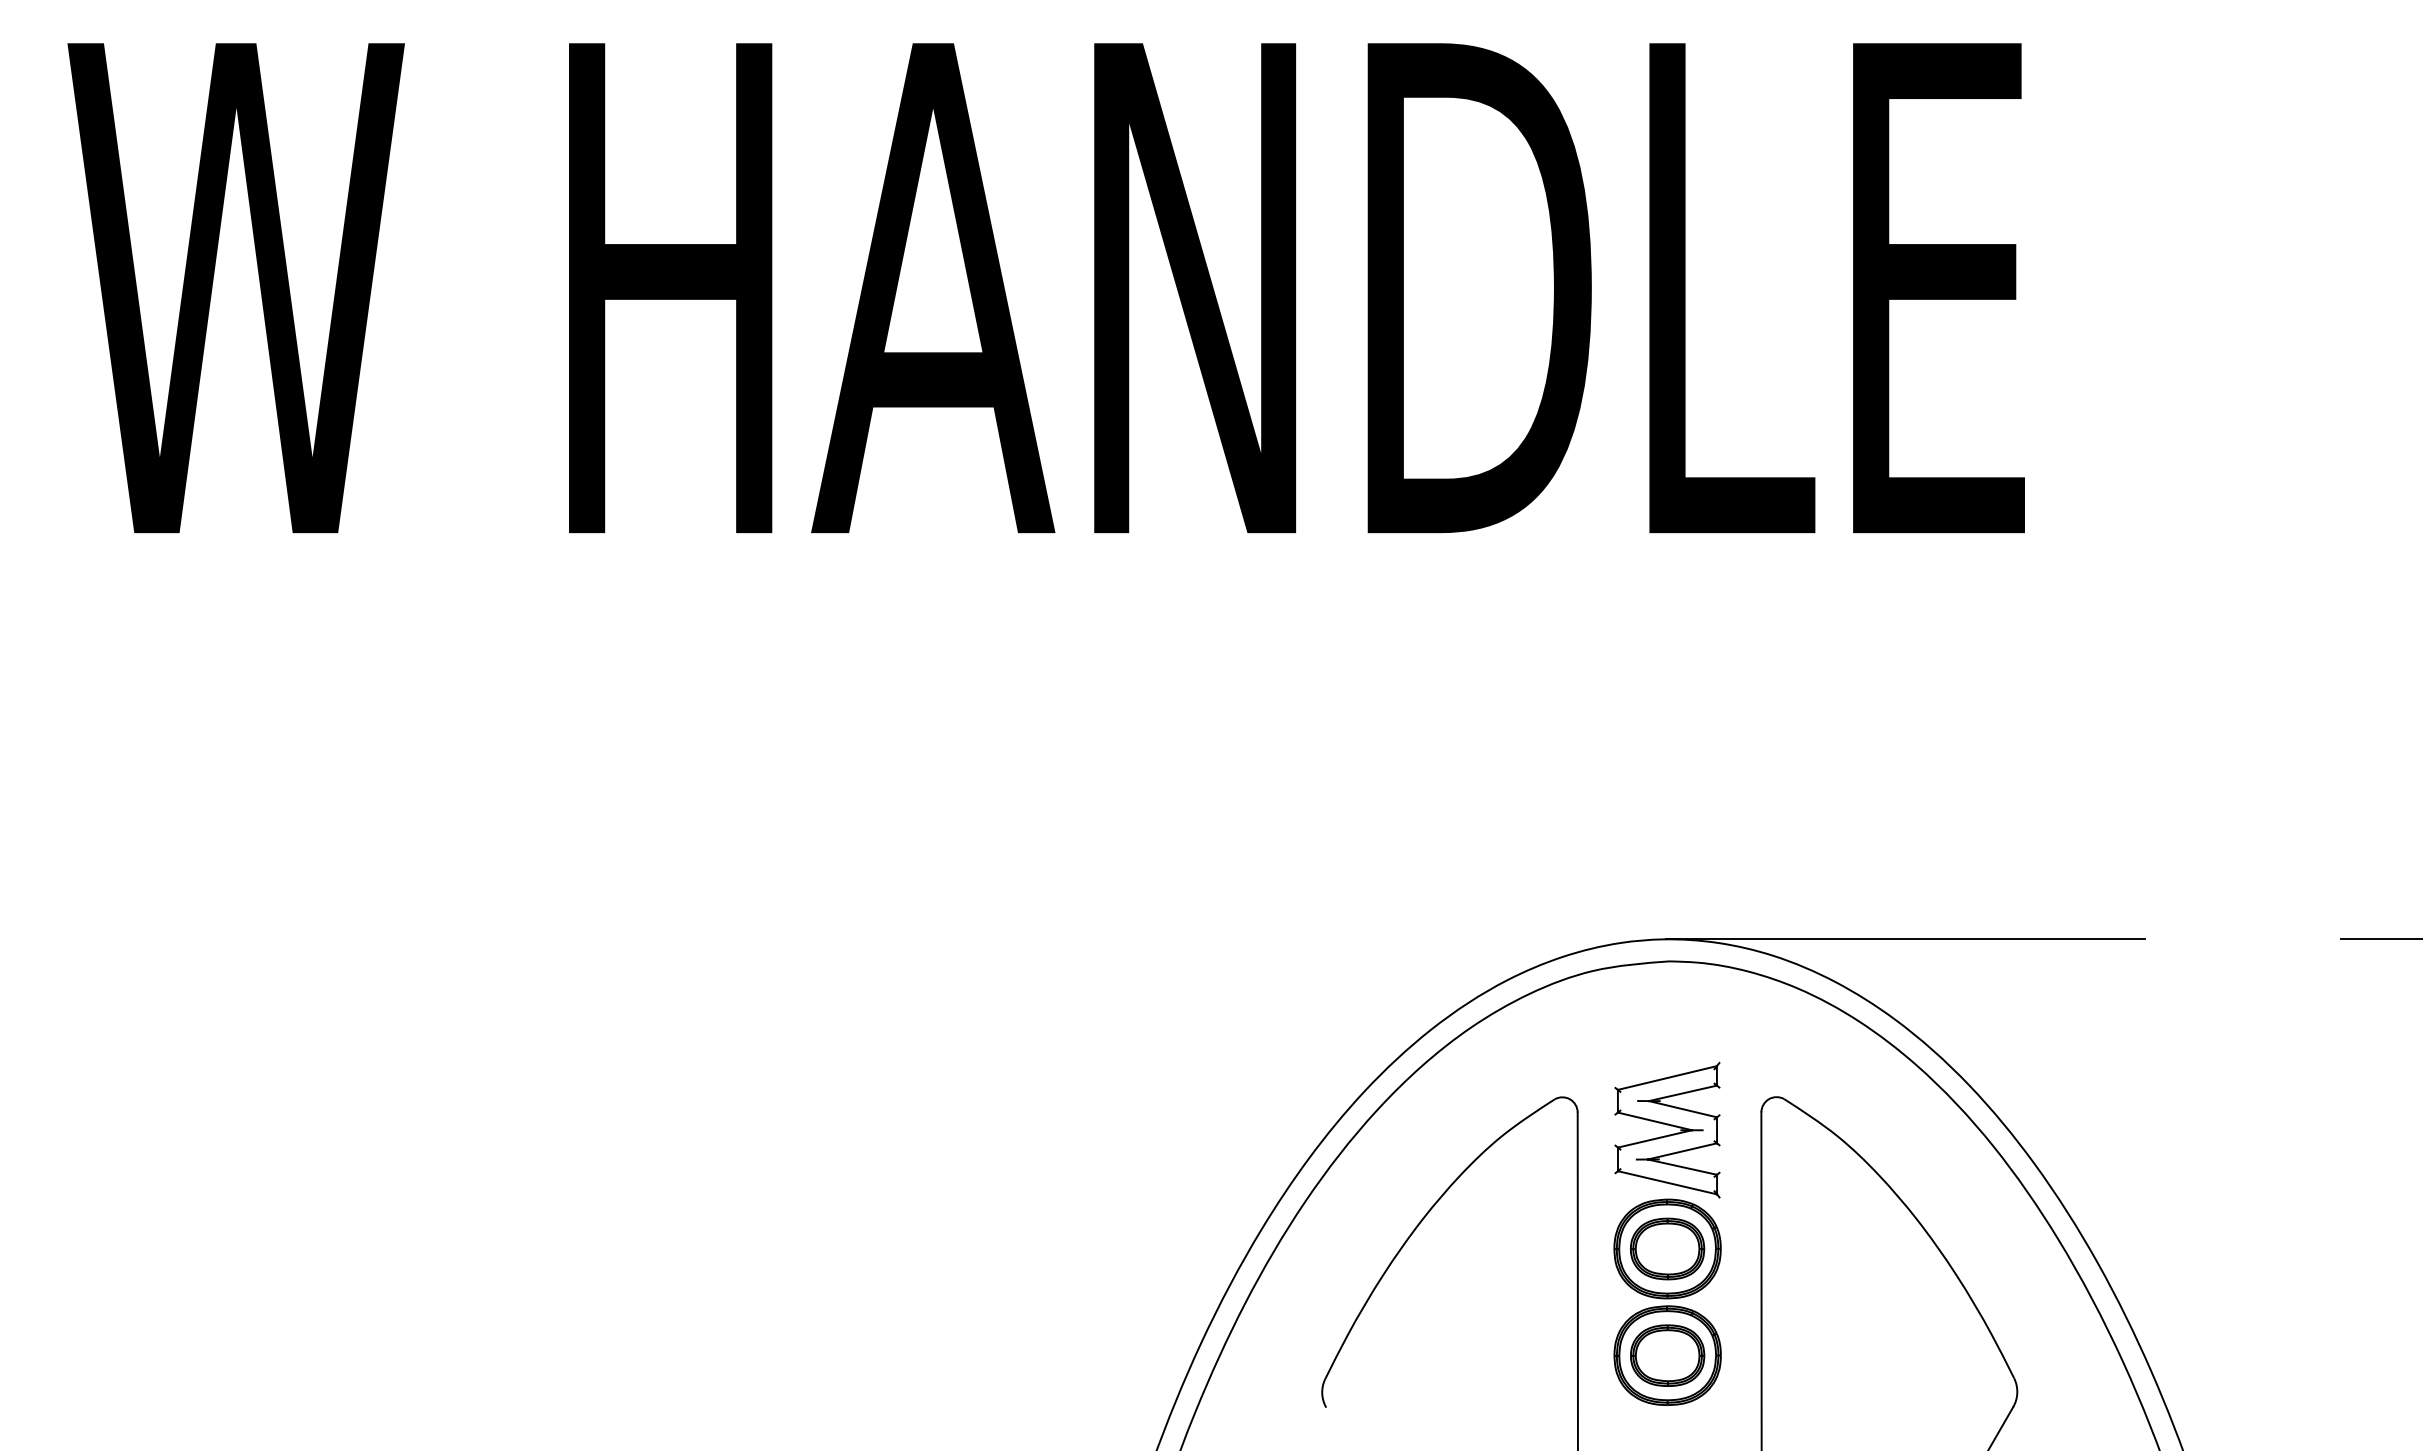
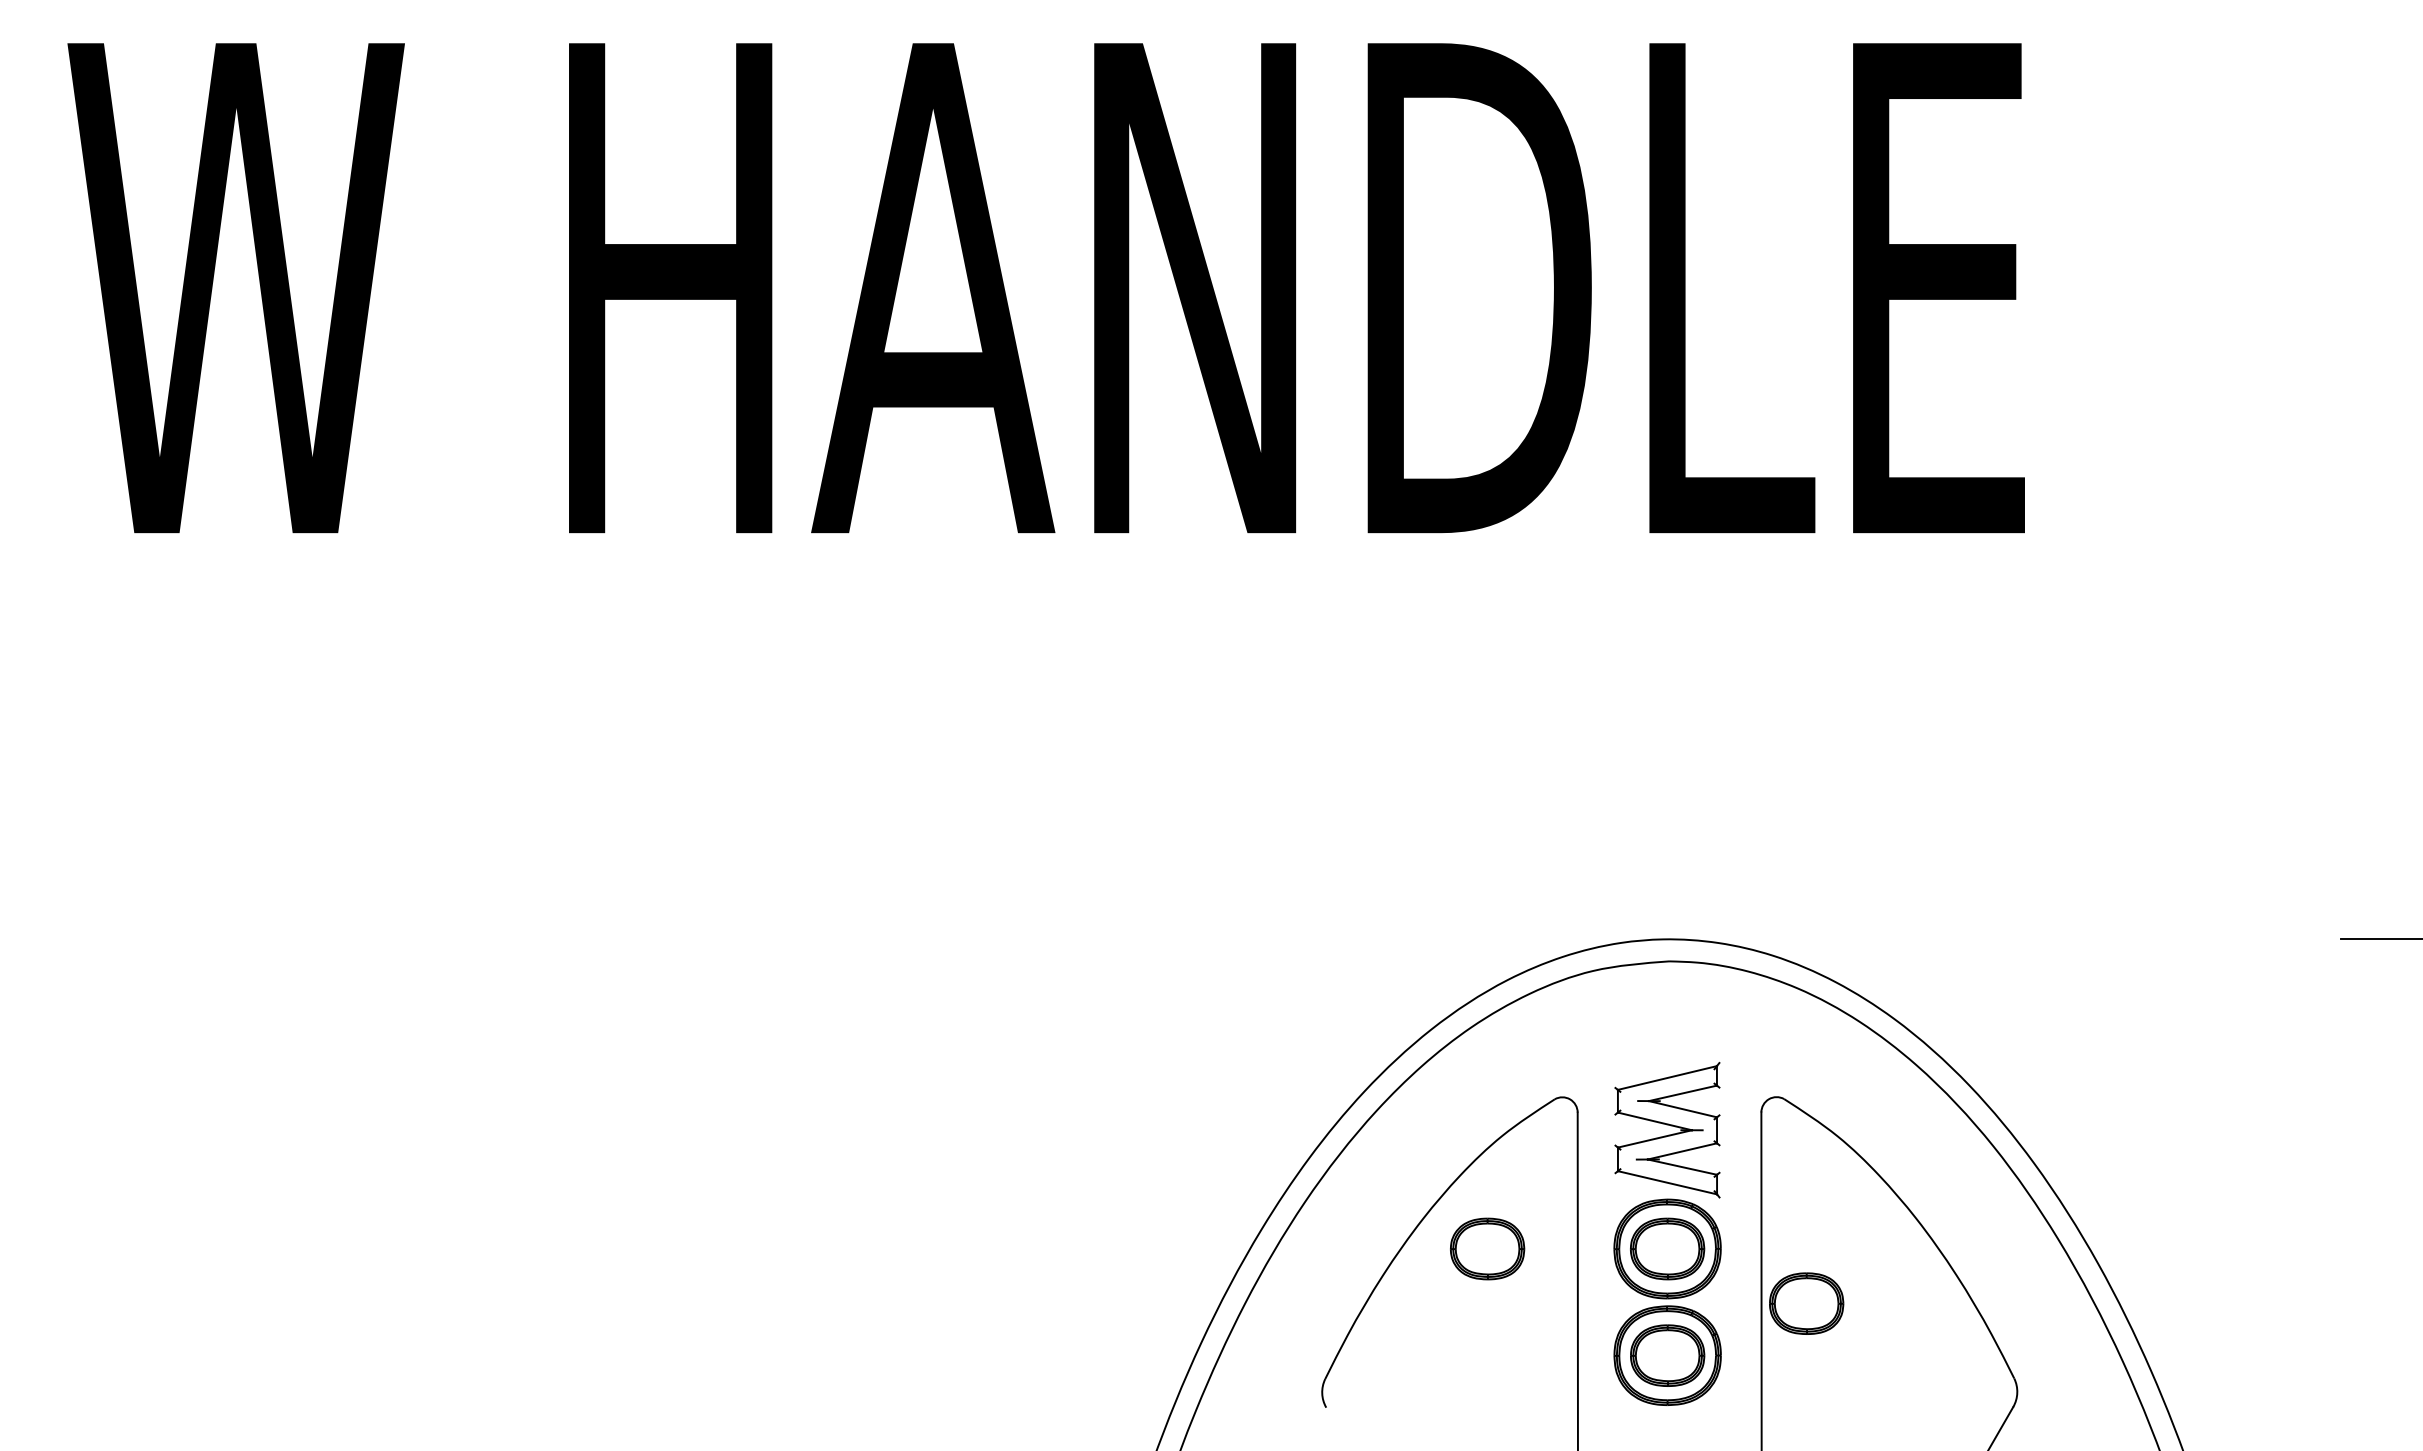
line: present -> none (1905, 939)
part: none -> present (1487, 1248)
part: none -> present (1806, 1303)
